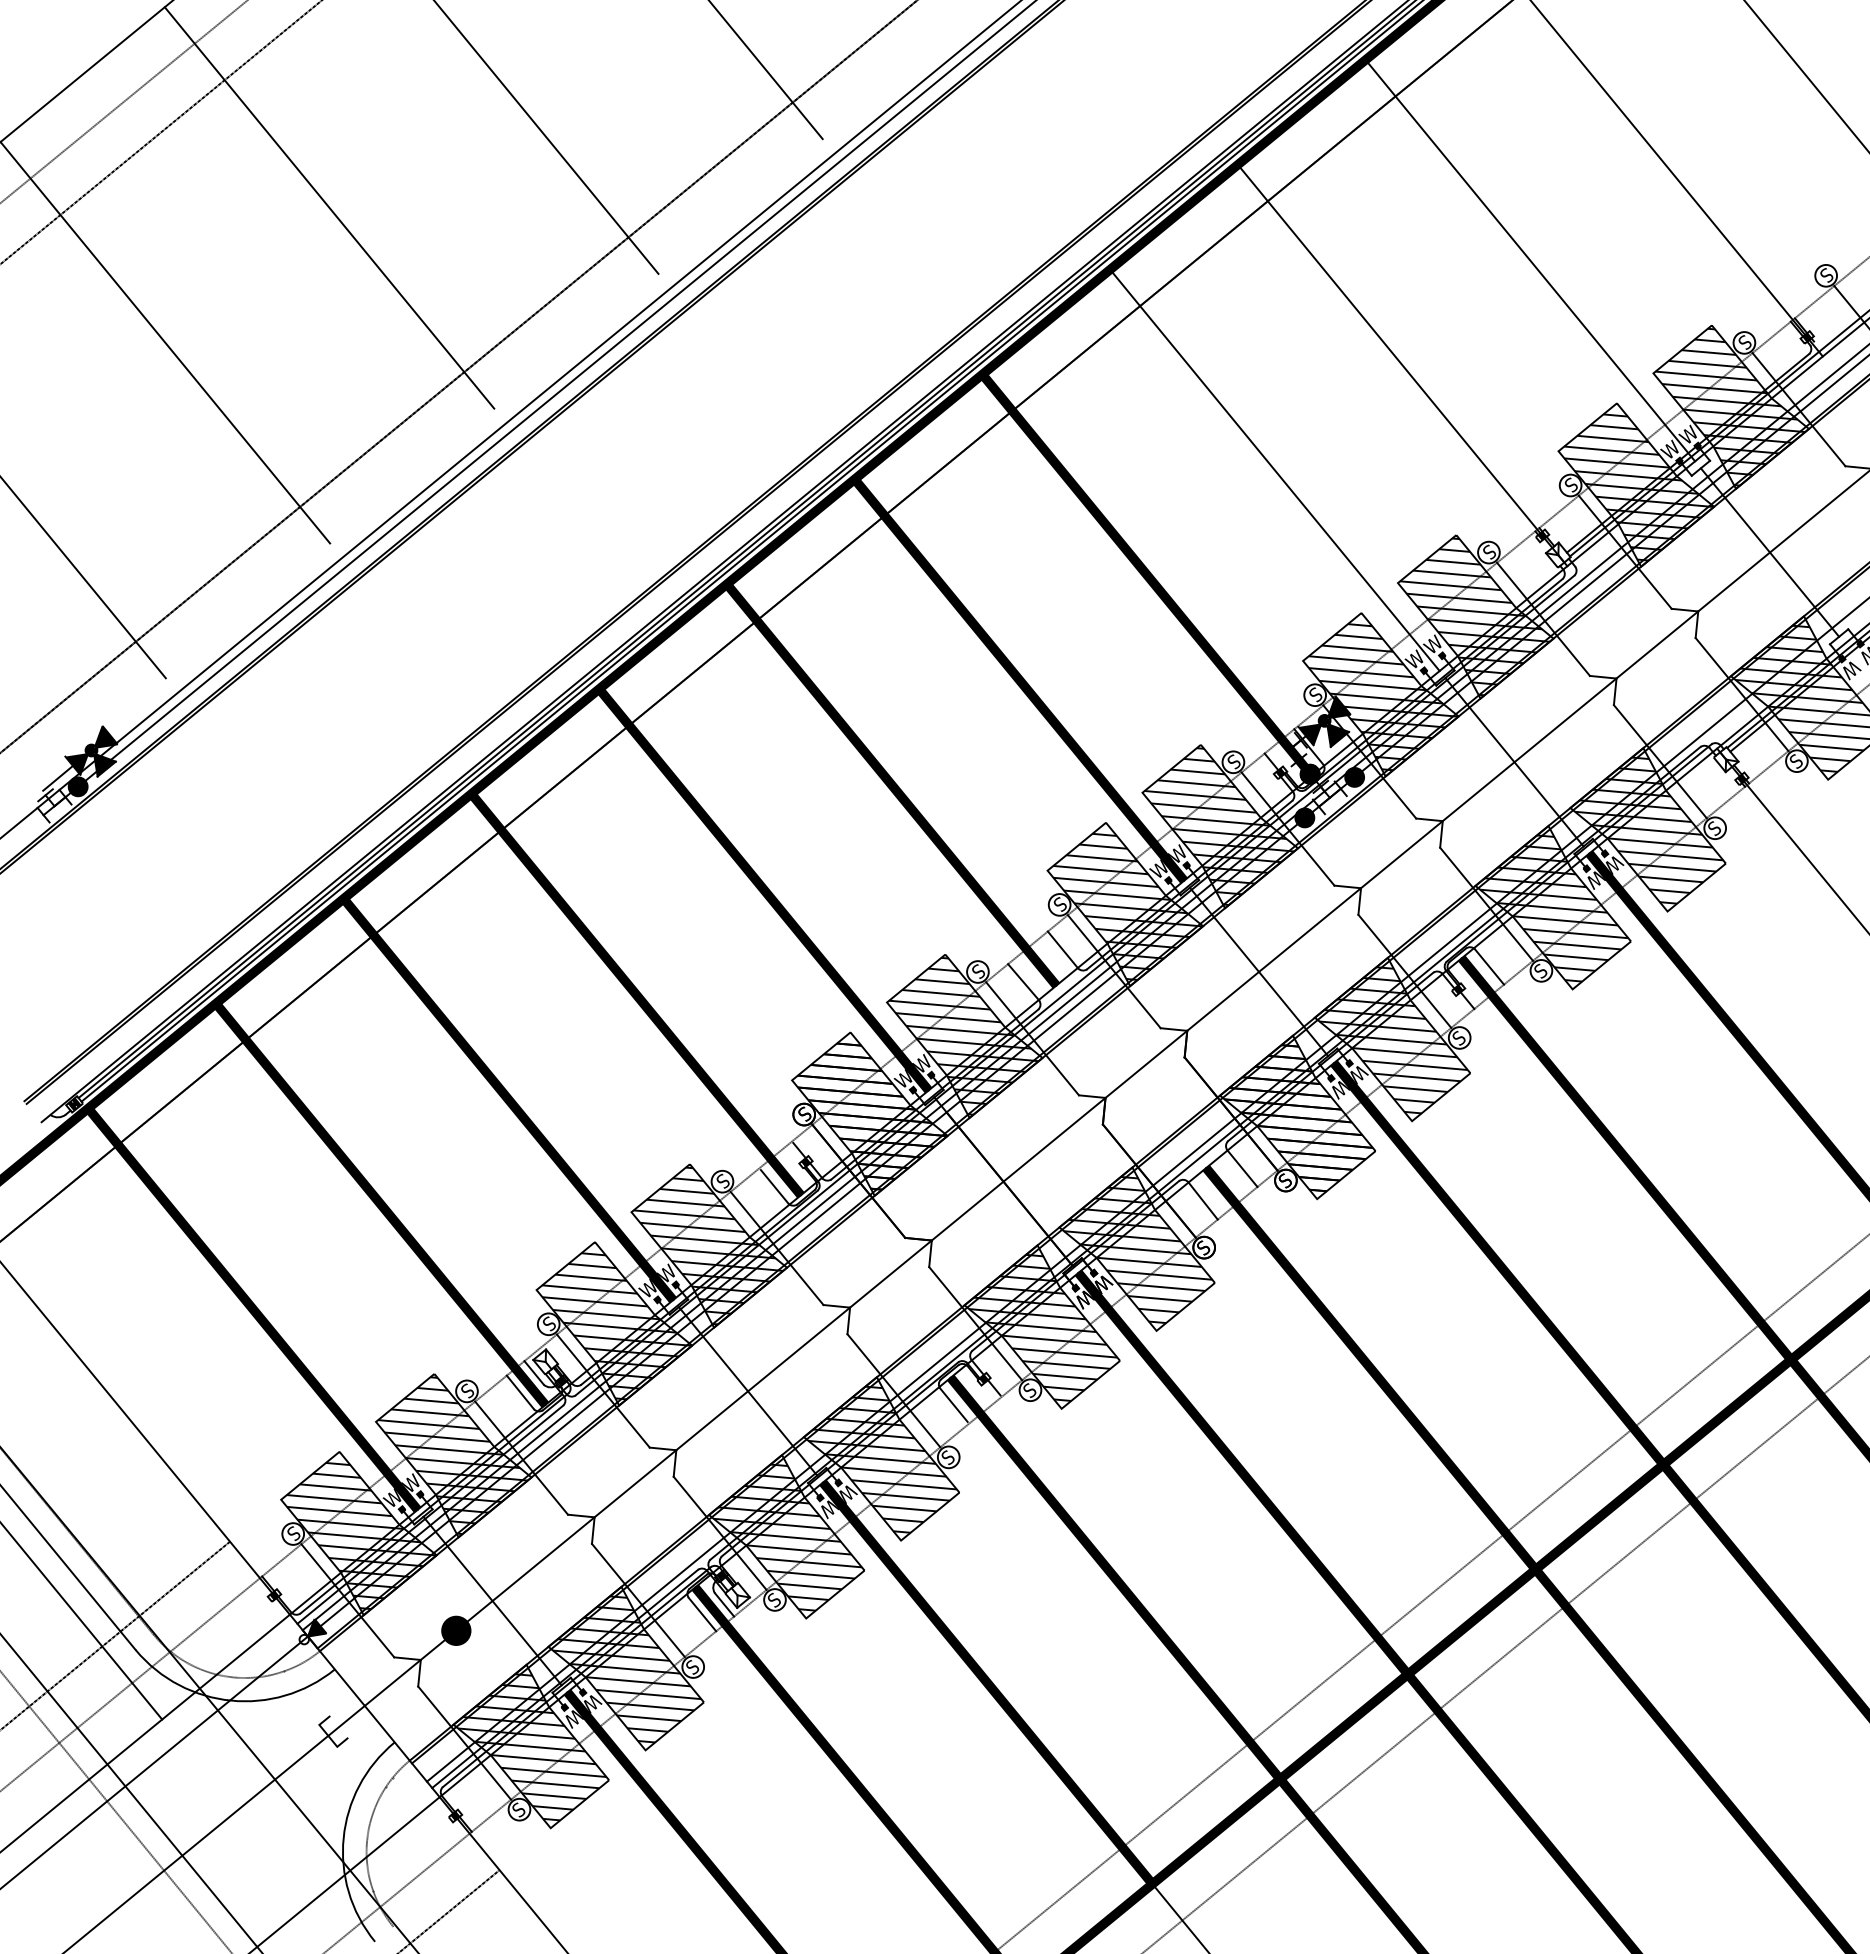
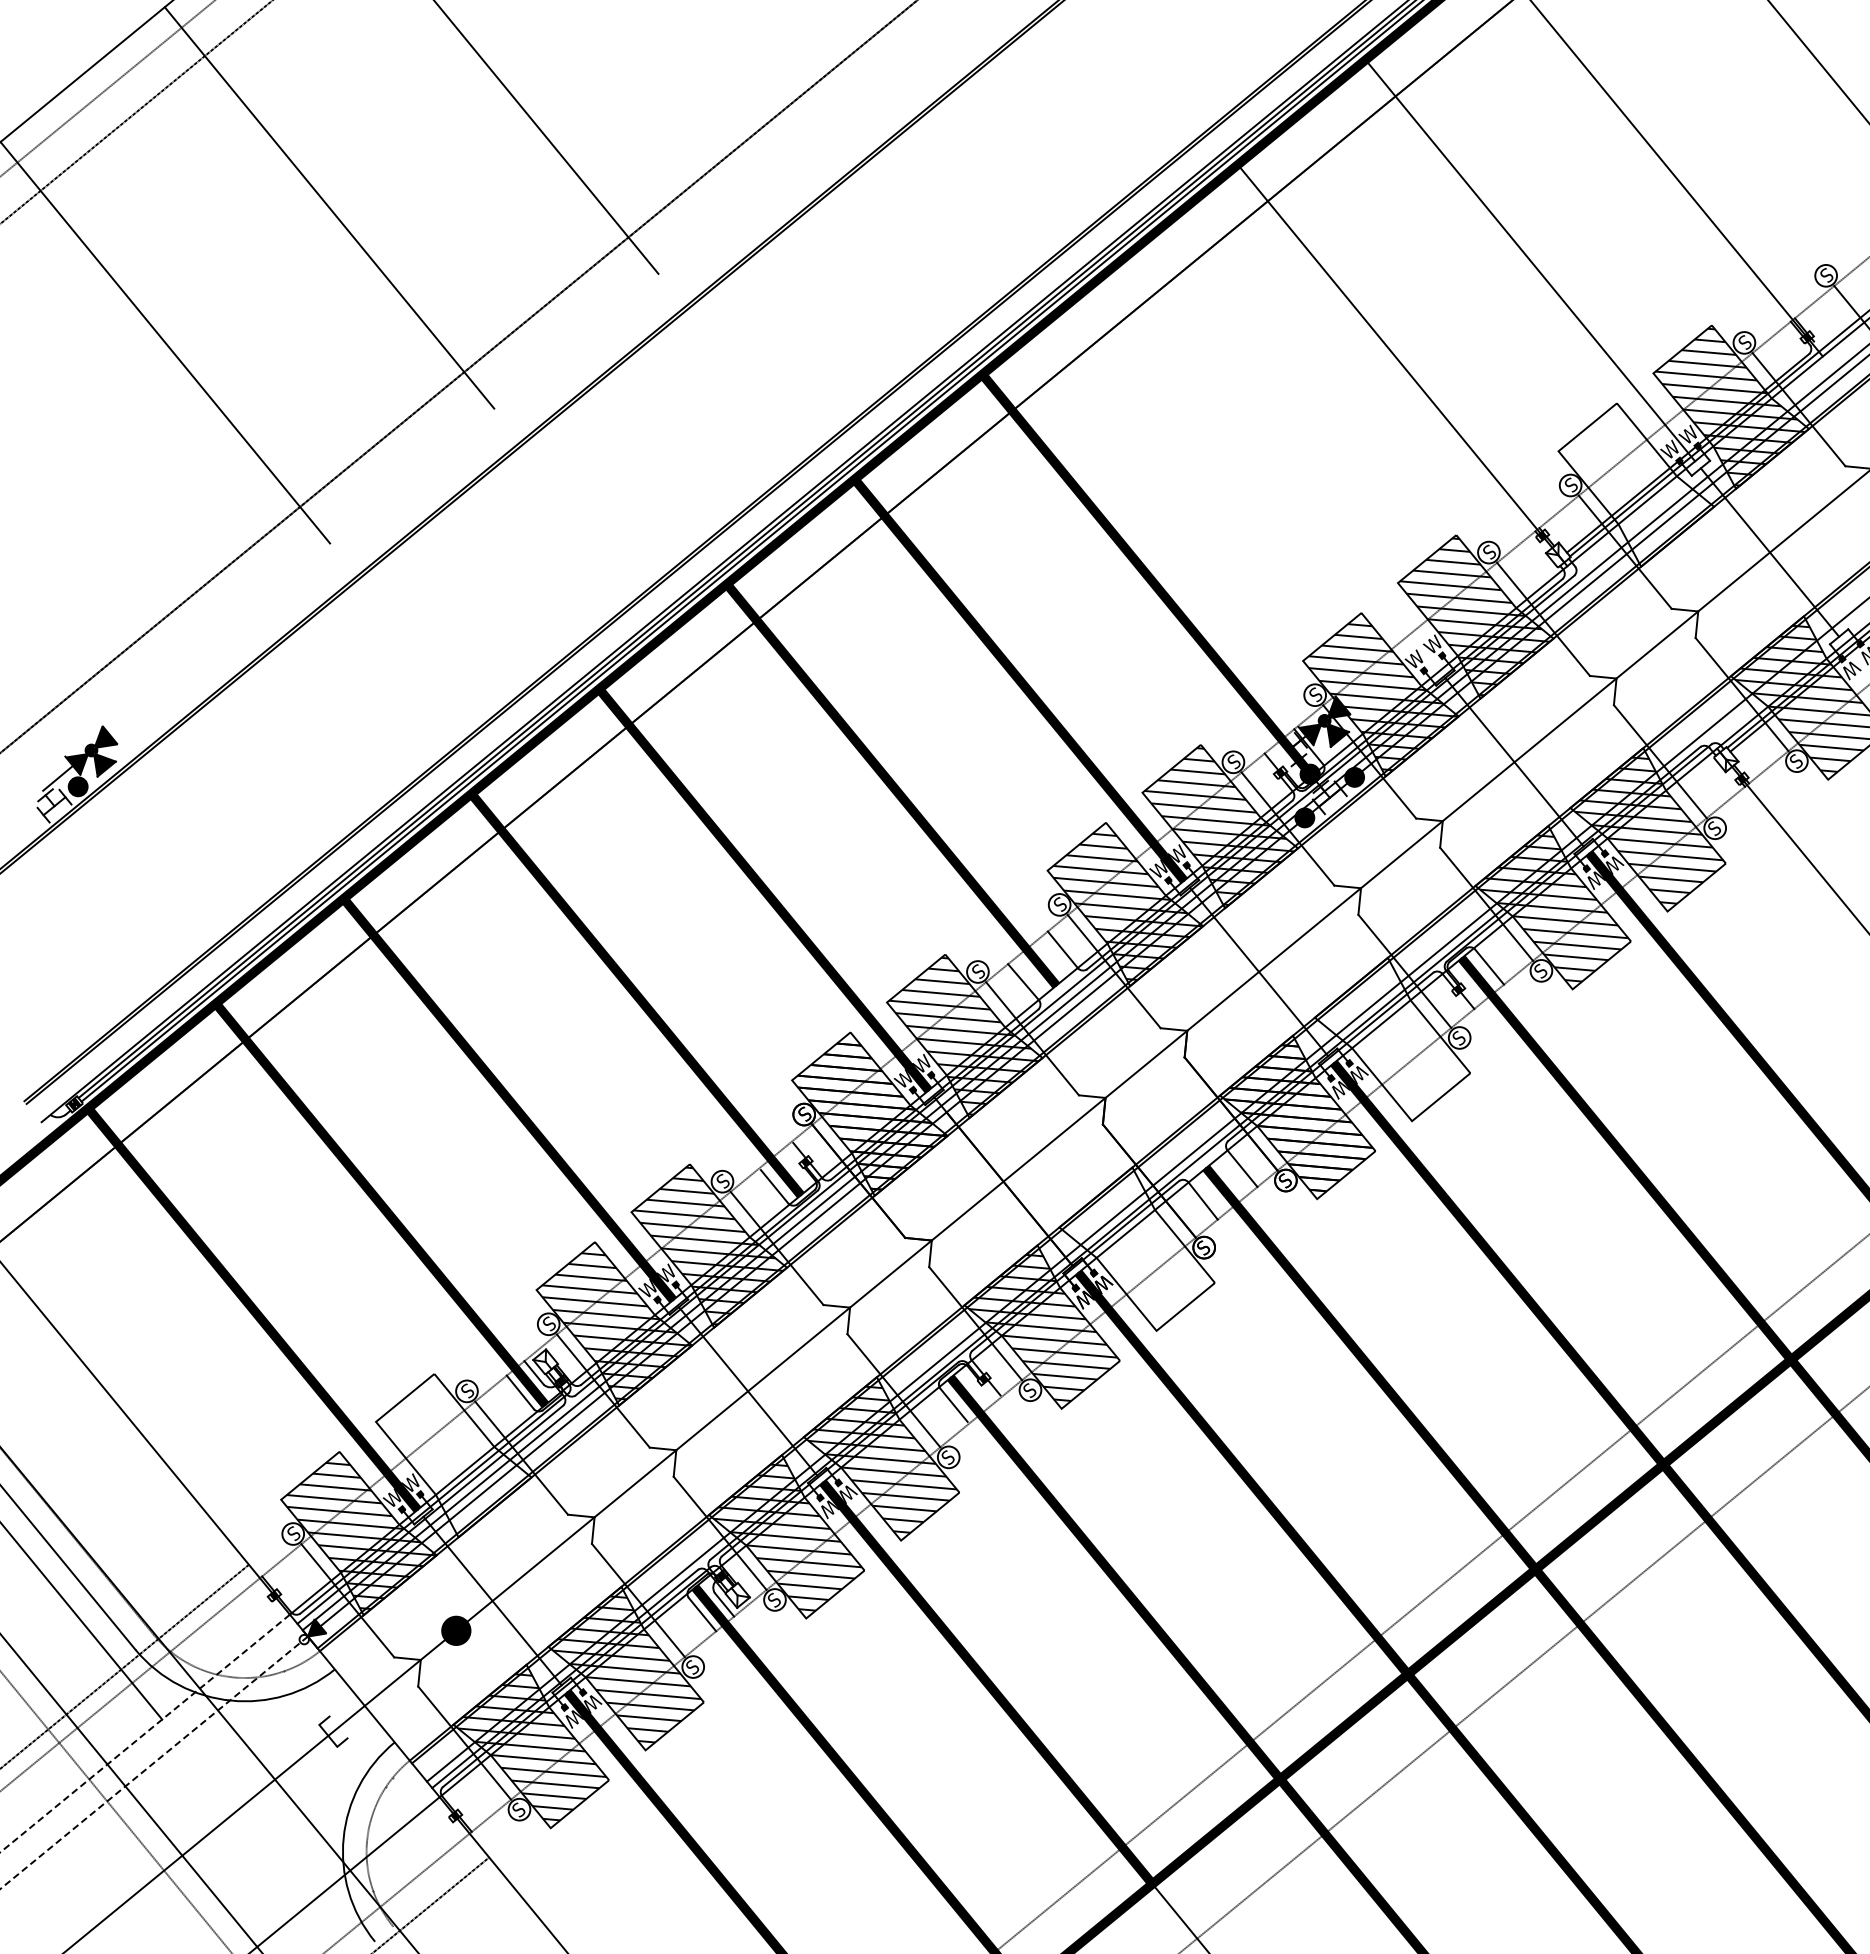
line: present -> none (766, 70)
line position: (1806, 75) -> (1817, 61) (1817, 61)
line position: (123, 101) -> (107, 88) (107, 88)
line position: (160, 132) -> (136, 112) (136, 112)
line: present -> none (544, 404)
line: present -> none (510, 419)
line: present -> none (1274, 470)
hatch: present -> none (1638, 481)
line: present -> none (83, 578)
hatch: present -> none (1393, 1040)
hatch: present -> none (1138, 1249)
hatch: present -> none (452, 1455)
line position: (116, 1634) -> (125, 1665) (125, 1665)
line position: (1505, 1654) -> (1524, 1669) (1524, 1669)
line: solid -> dashed (144, 1733)
line: solid -> dashed (154, 1762)
line position: (450, 1910) -> (432, 1903) (432, 1903)
